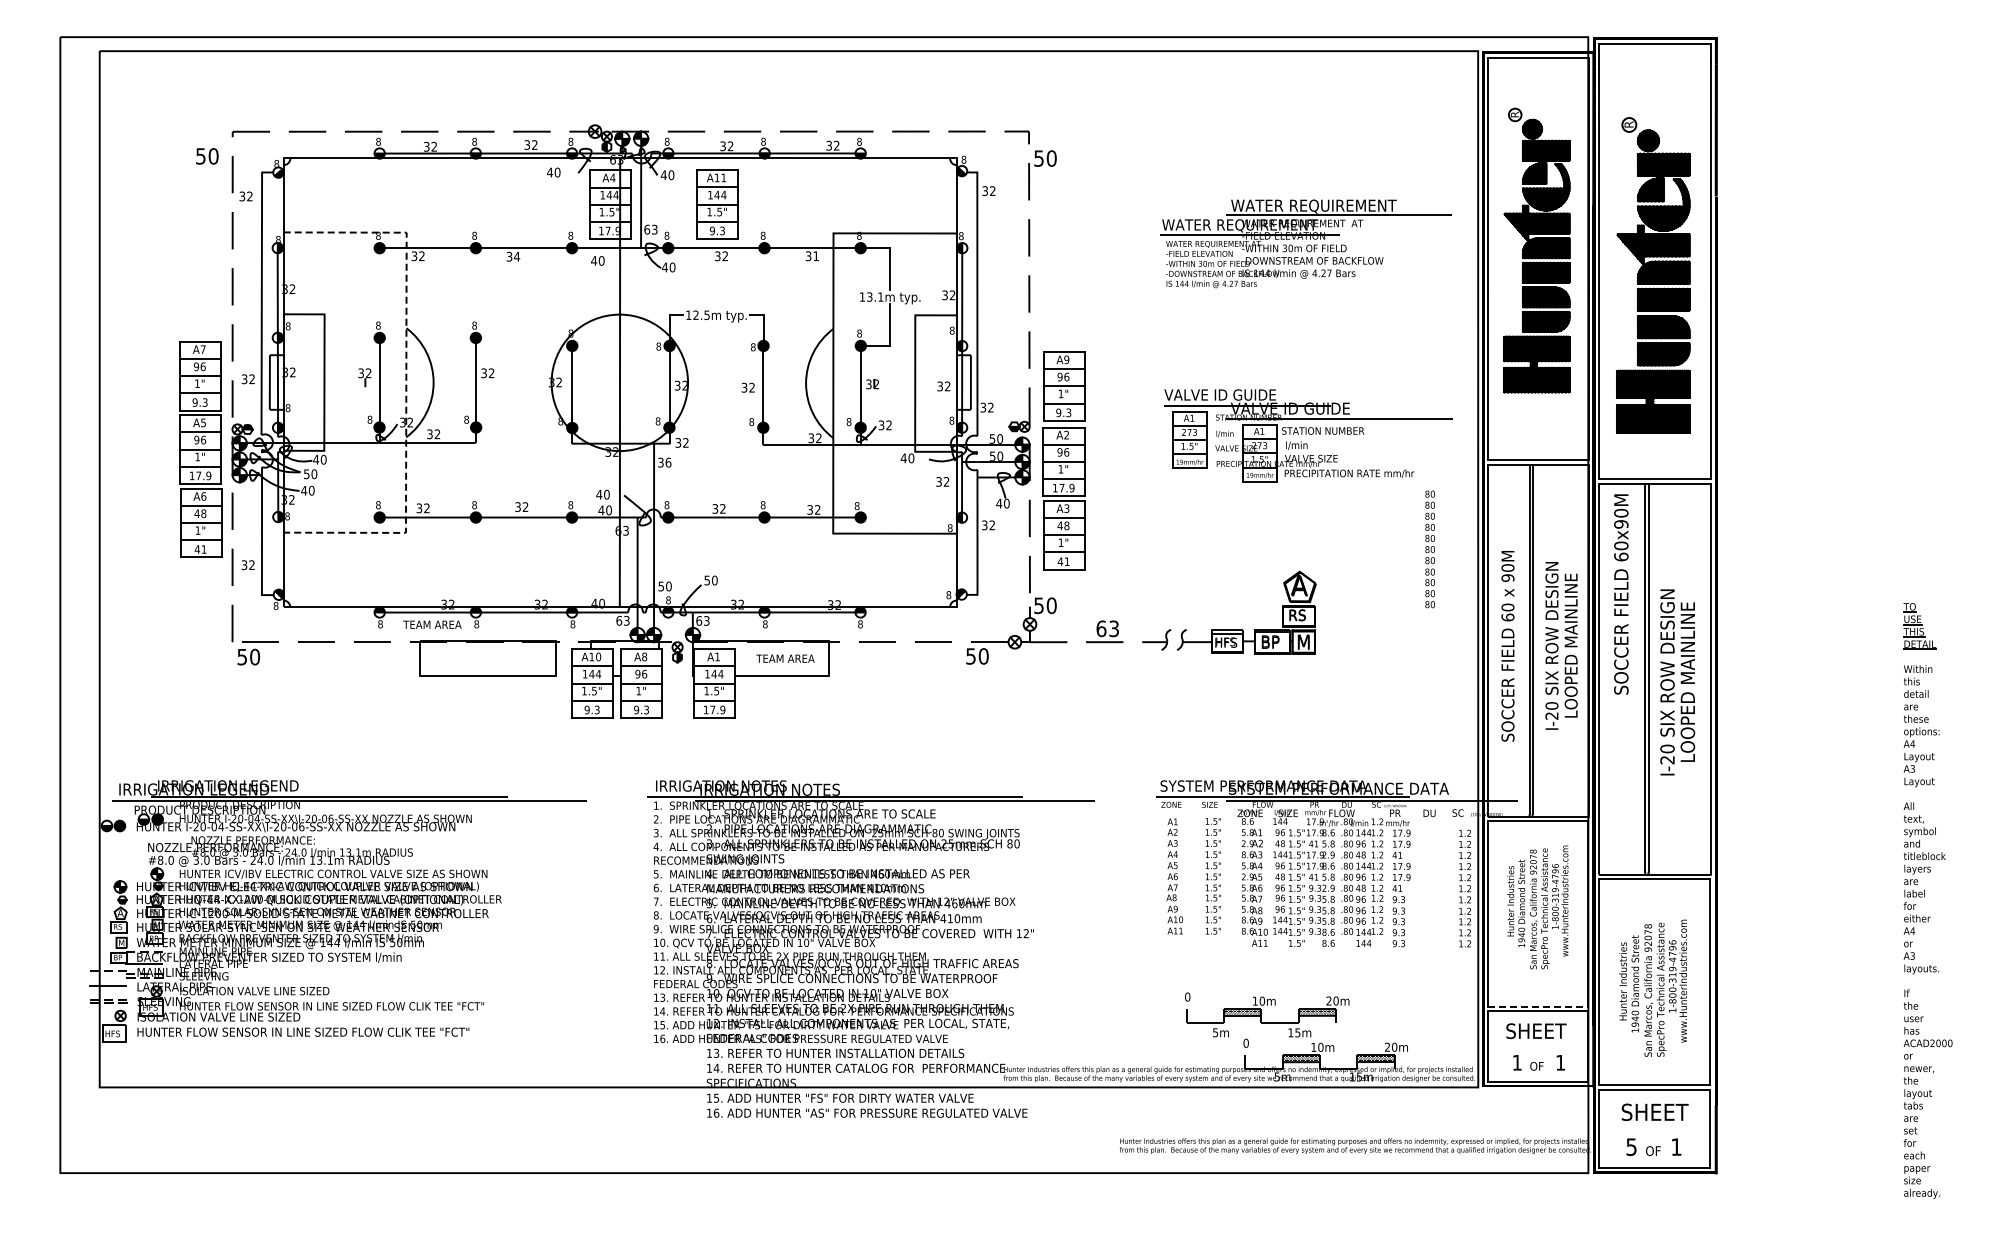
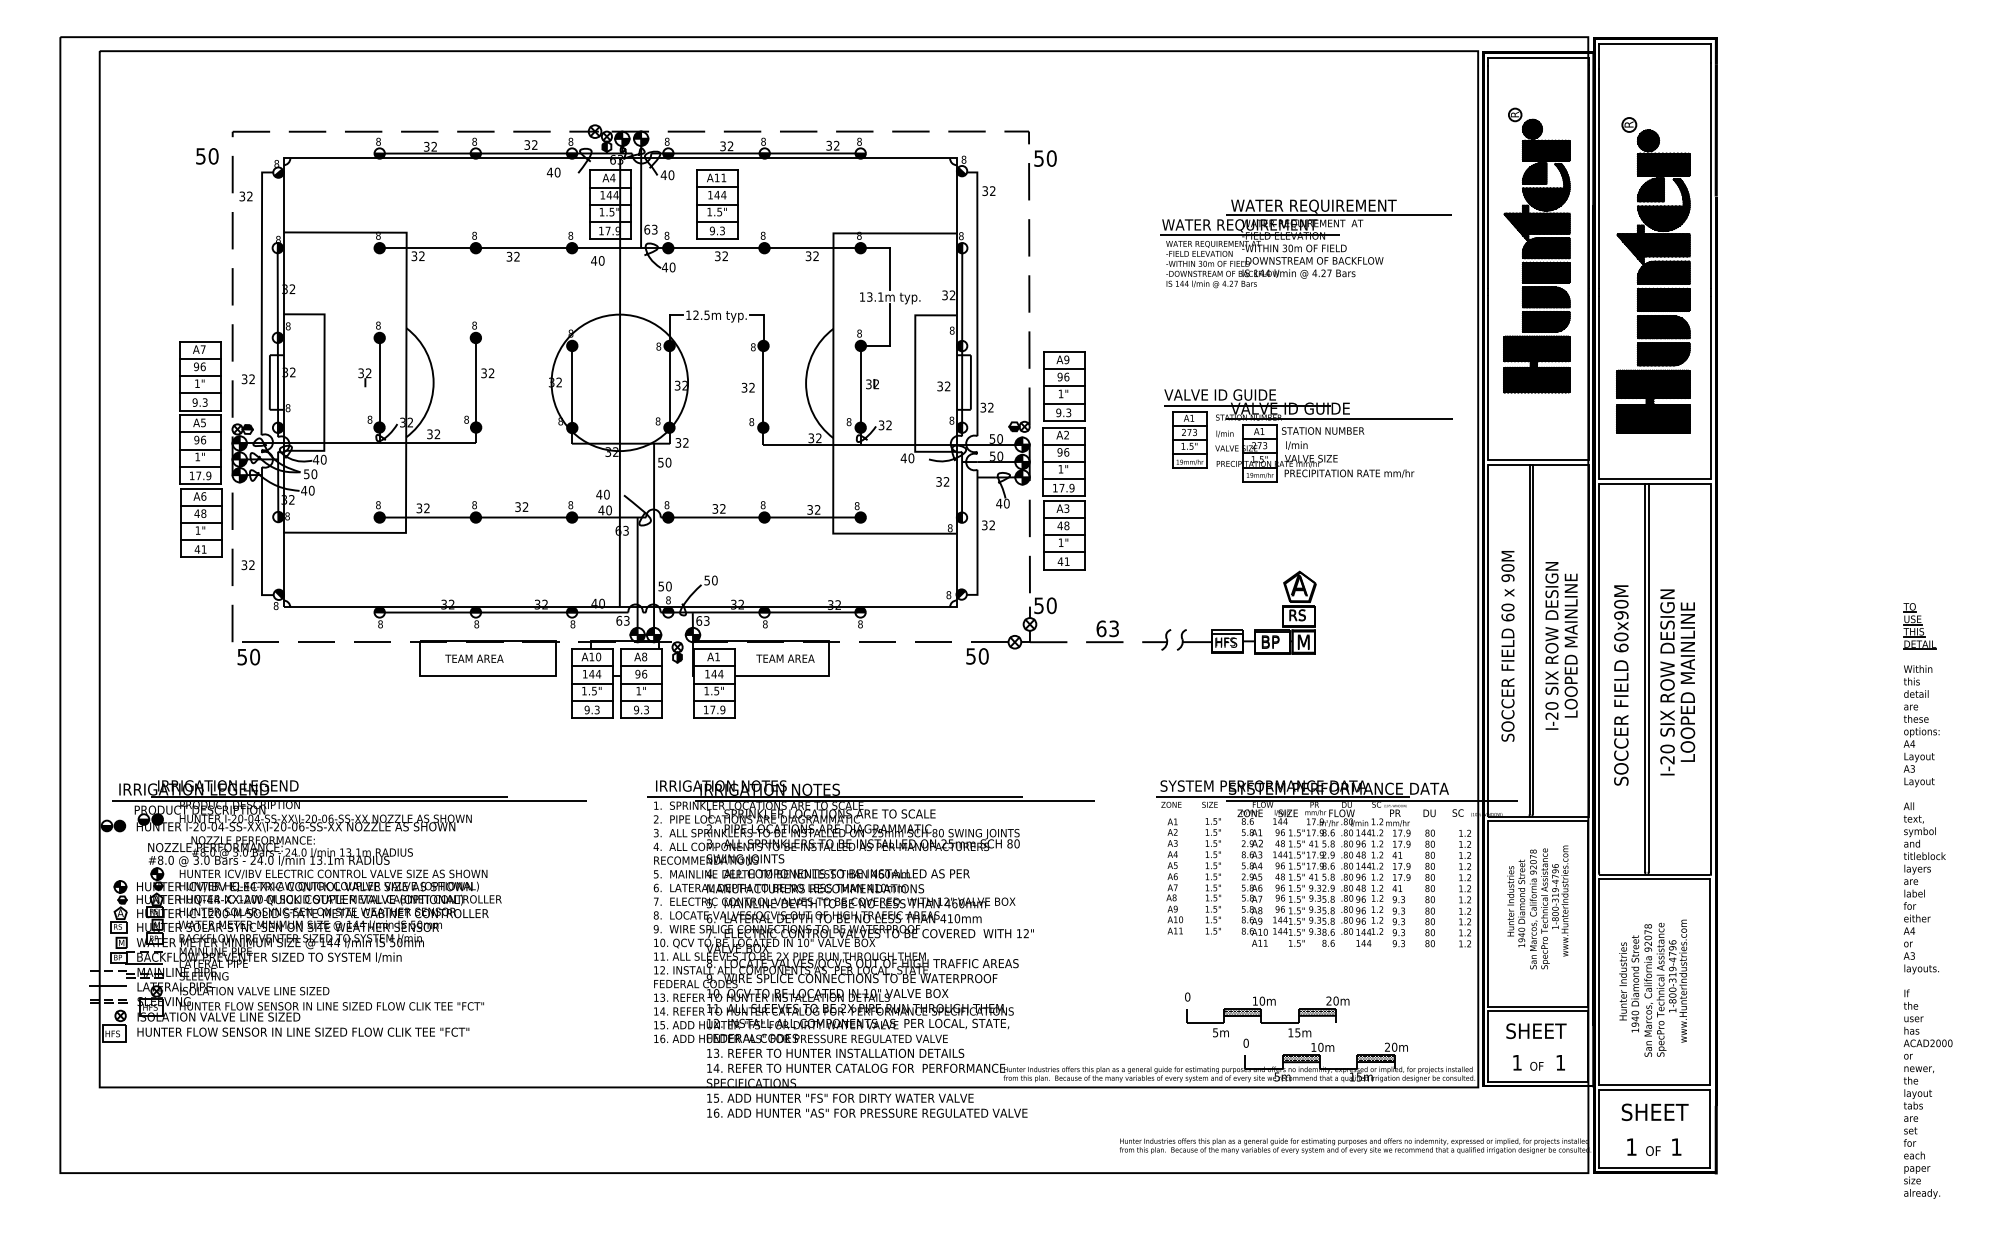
text: 31 -> 32 (815, 255)
text: 34 -> 32 (517, 256)
line: dashed -> solid (406, 382)
text: 36 -> 50 (664, 462)
text position: (1429, 549) -> (1429, 888) (1429, 888)
text position: (1621, 594) -> (1621, 685) (1621, 685)
text position: (432, 624) -> (474, 658) (474, 658)
line: dashed -> solid (1537, 1006)
text: 5 -> 1 (1631, 1147)
